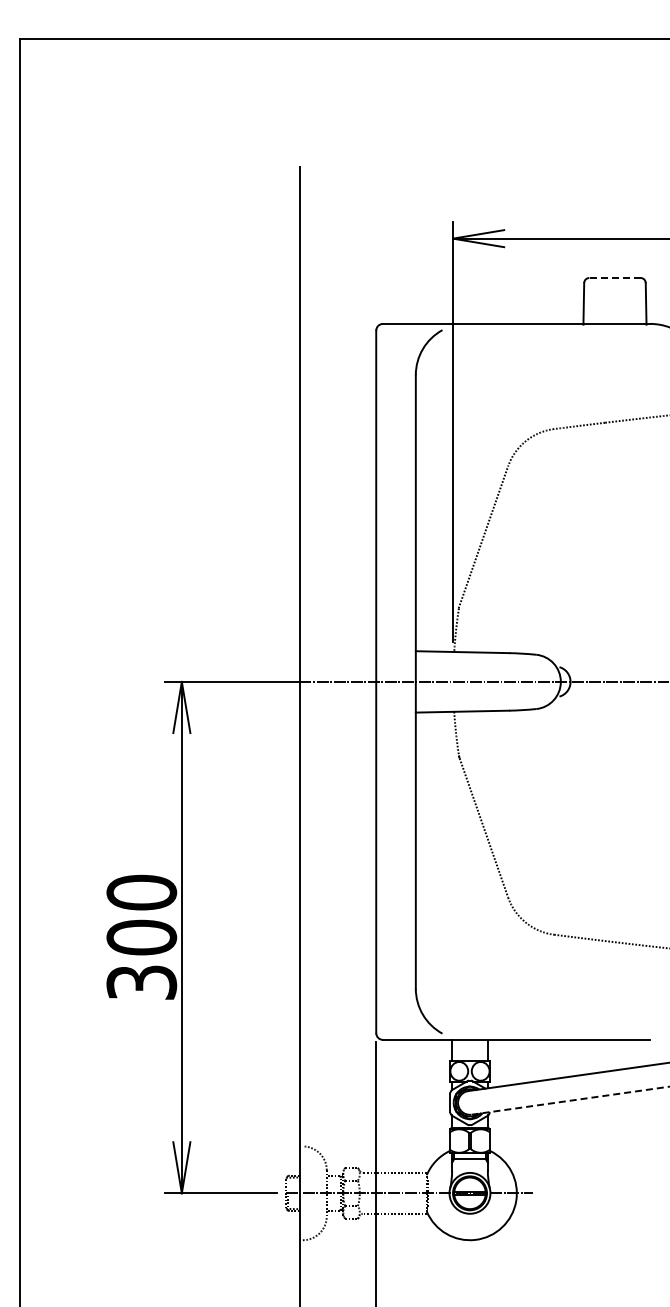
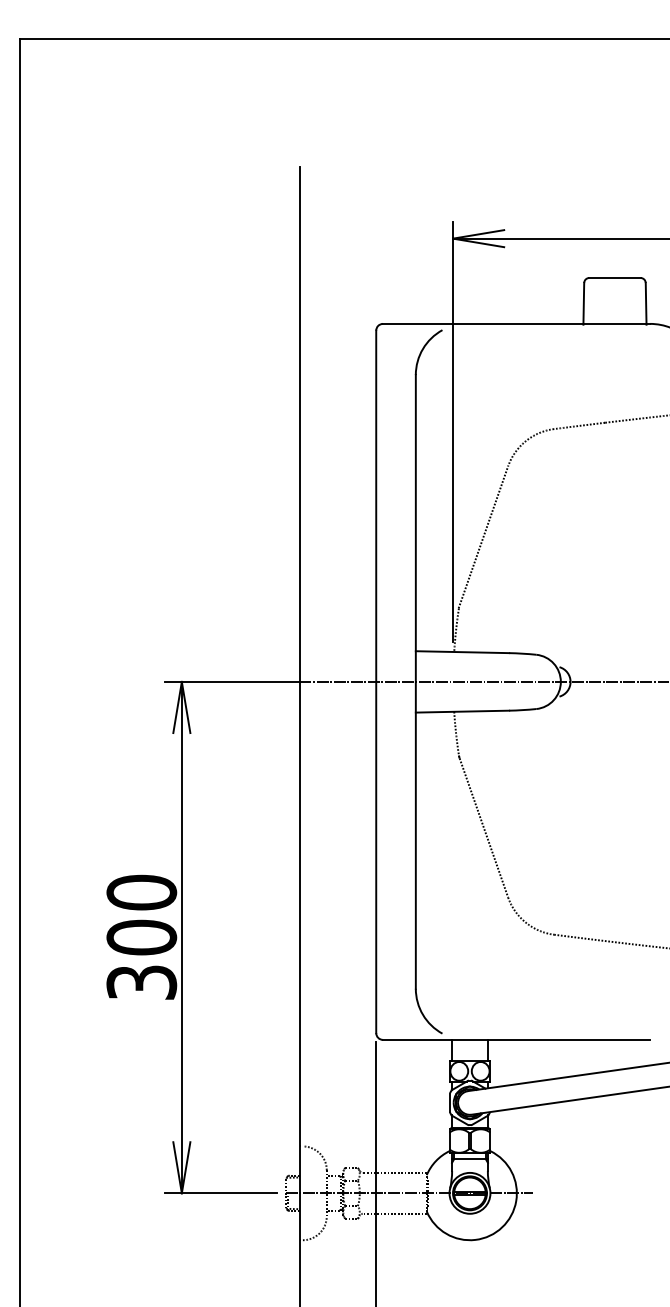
line: dashed -> solid (614, 278)
line: dashed -> solid (570, 1100)
